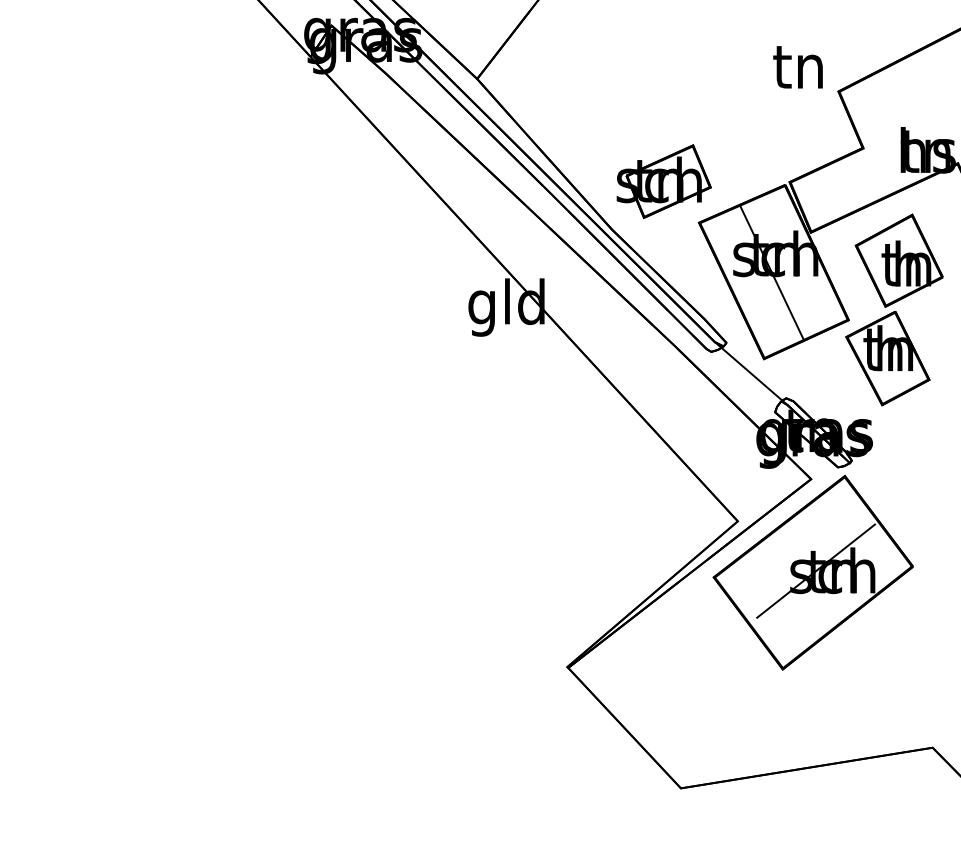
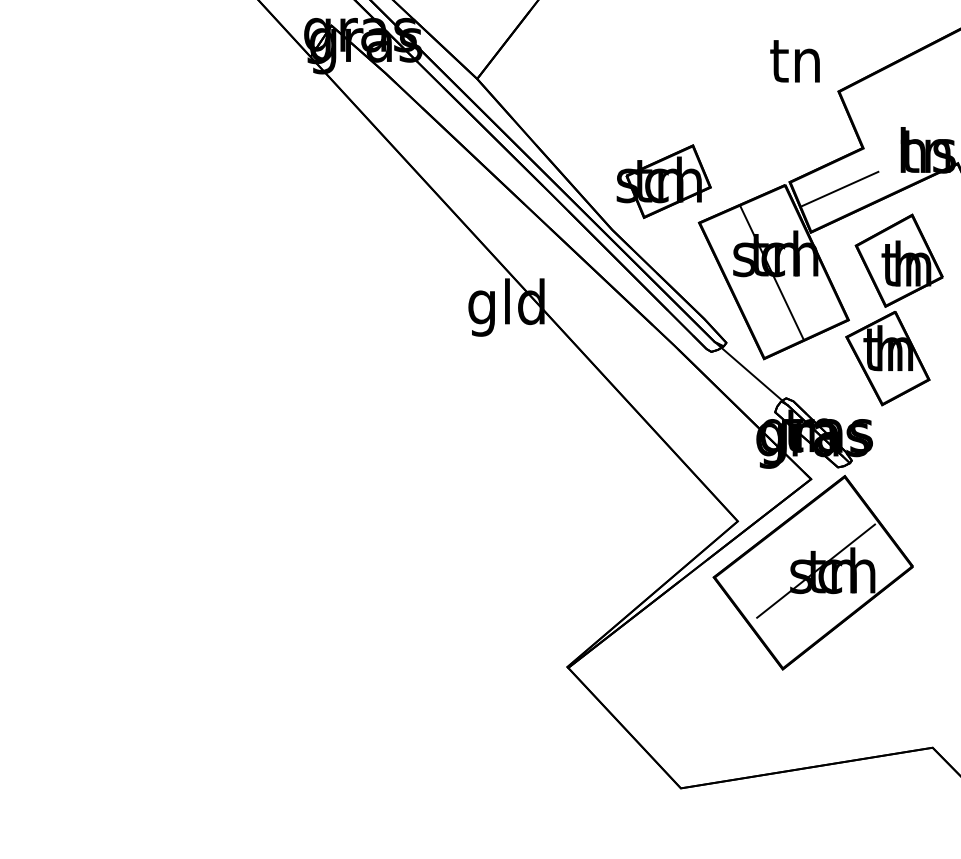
text position: (797, 67) -> (794, 61) (794, 61)
line: none -> present (839, 188)
